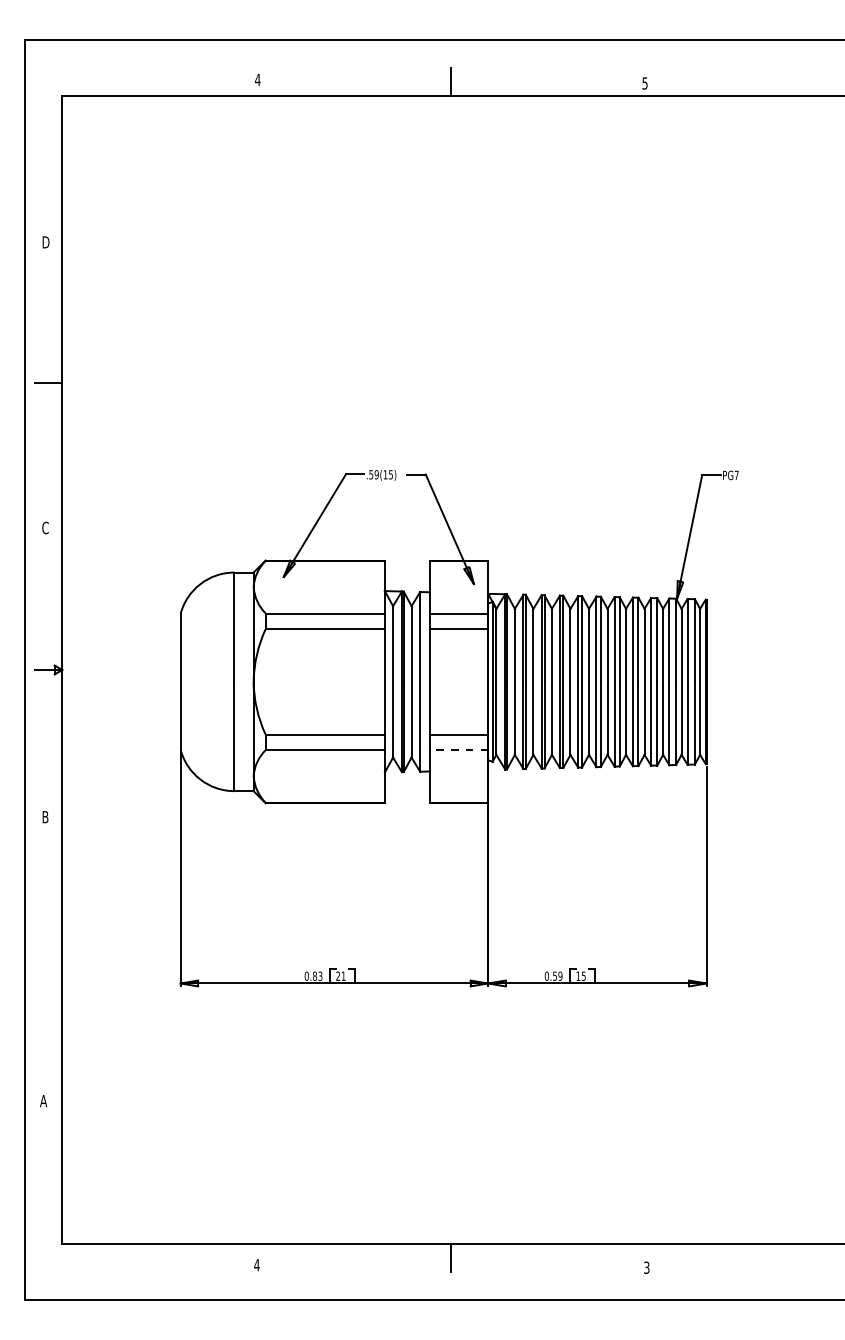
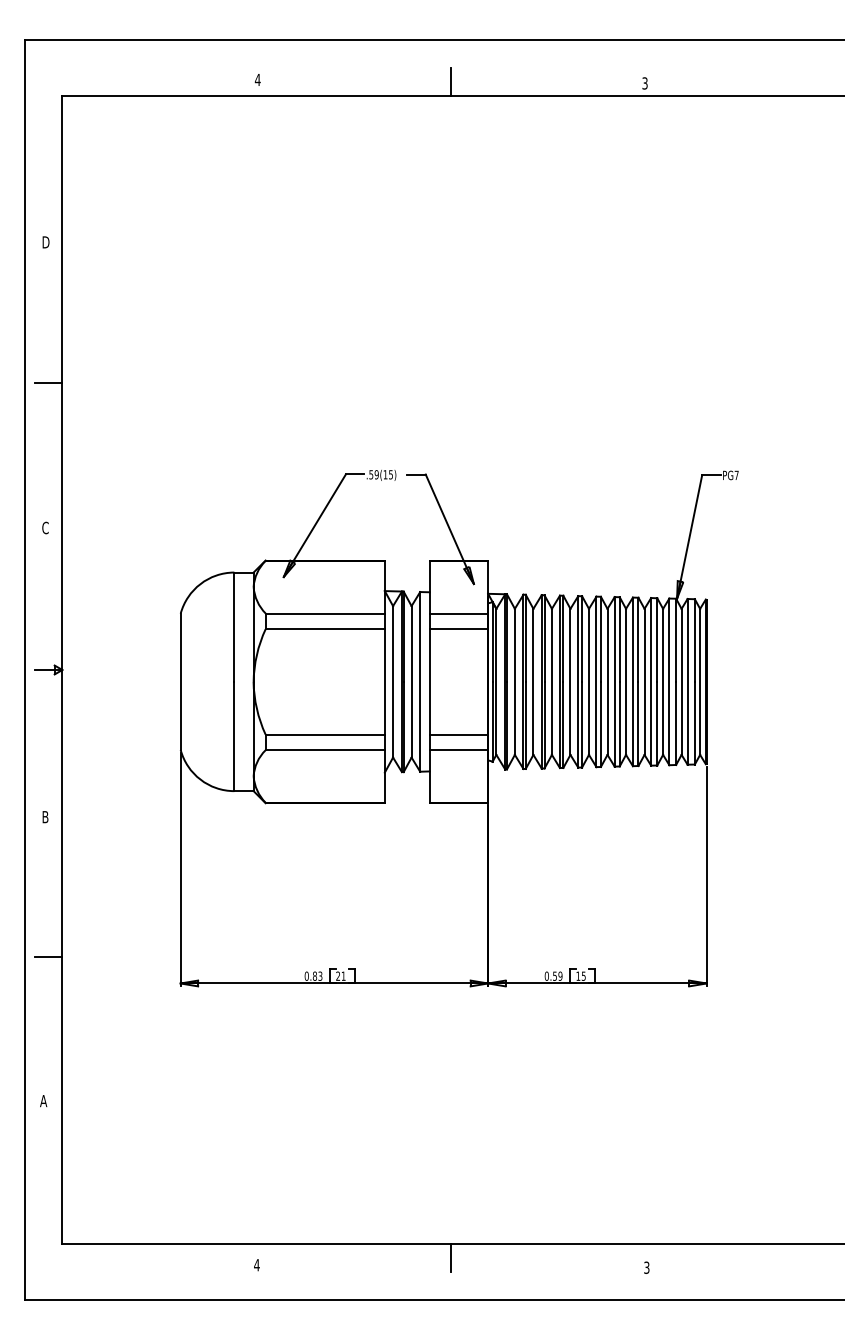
text: 5 -> 3 (644, 82)
line: dashed -> solid (458, 750)
line: none -> present (48, 957)
